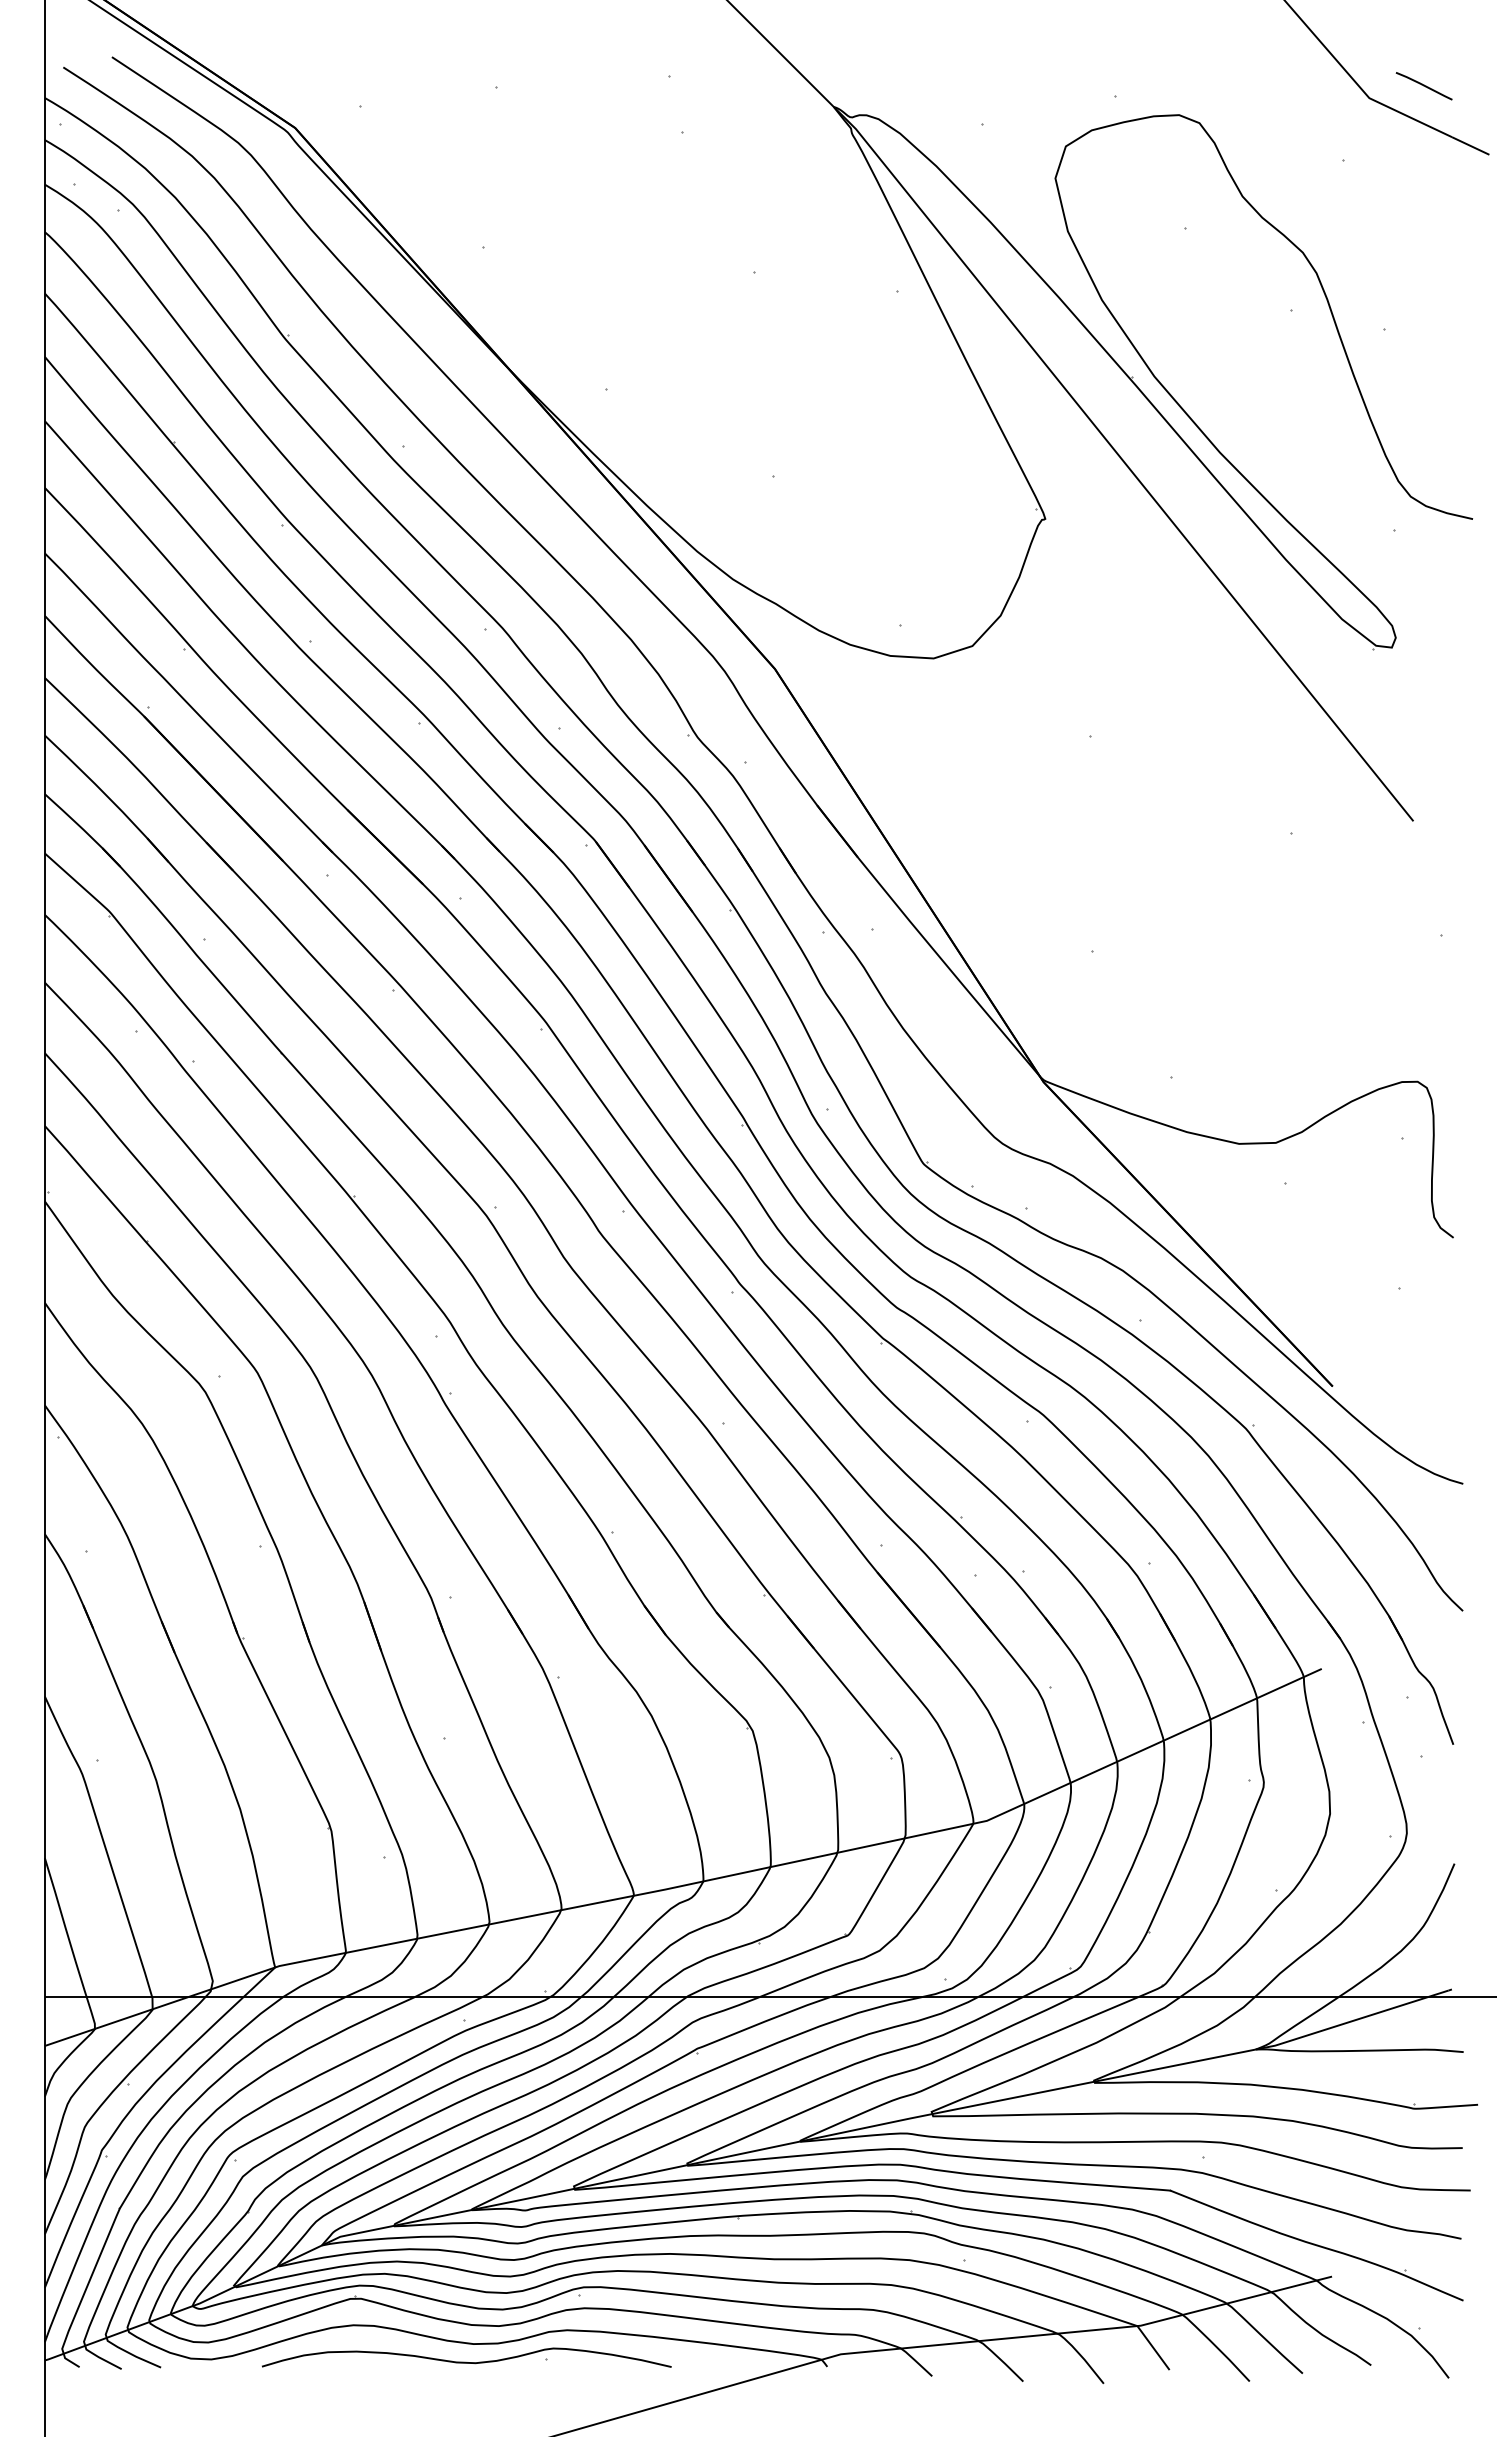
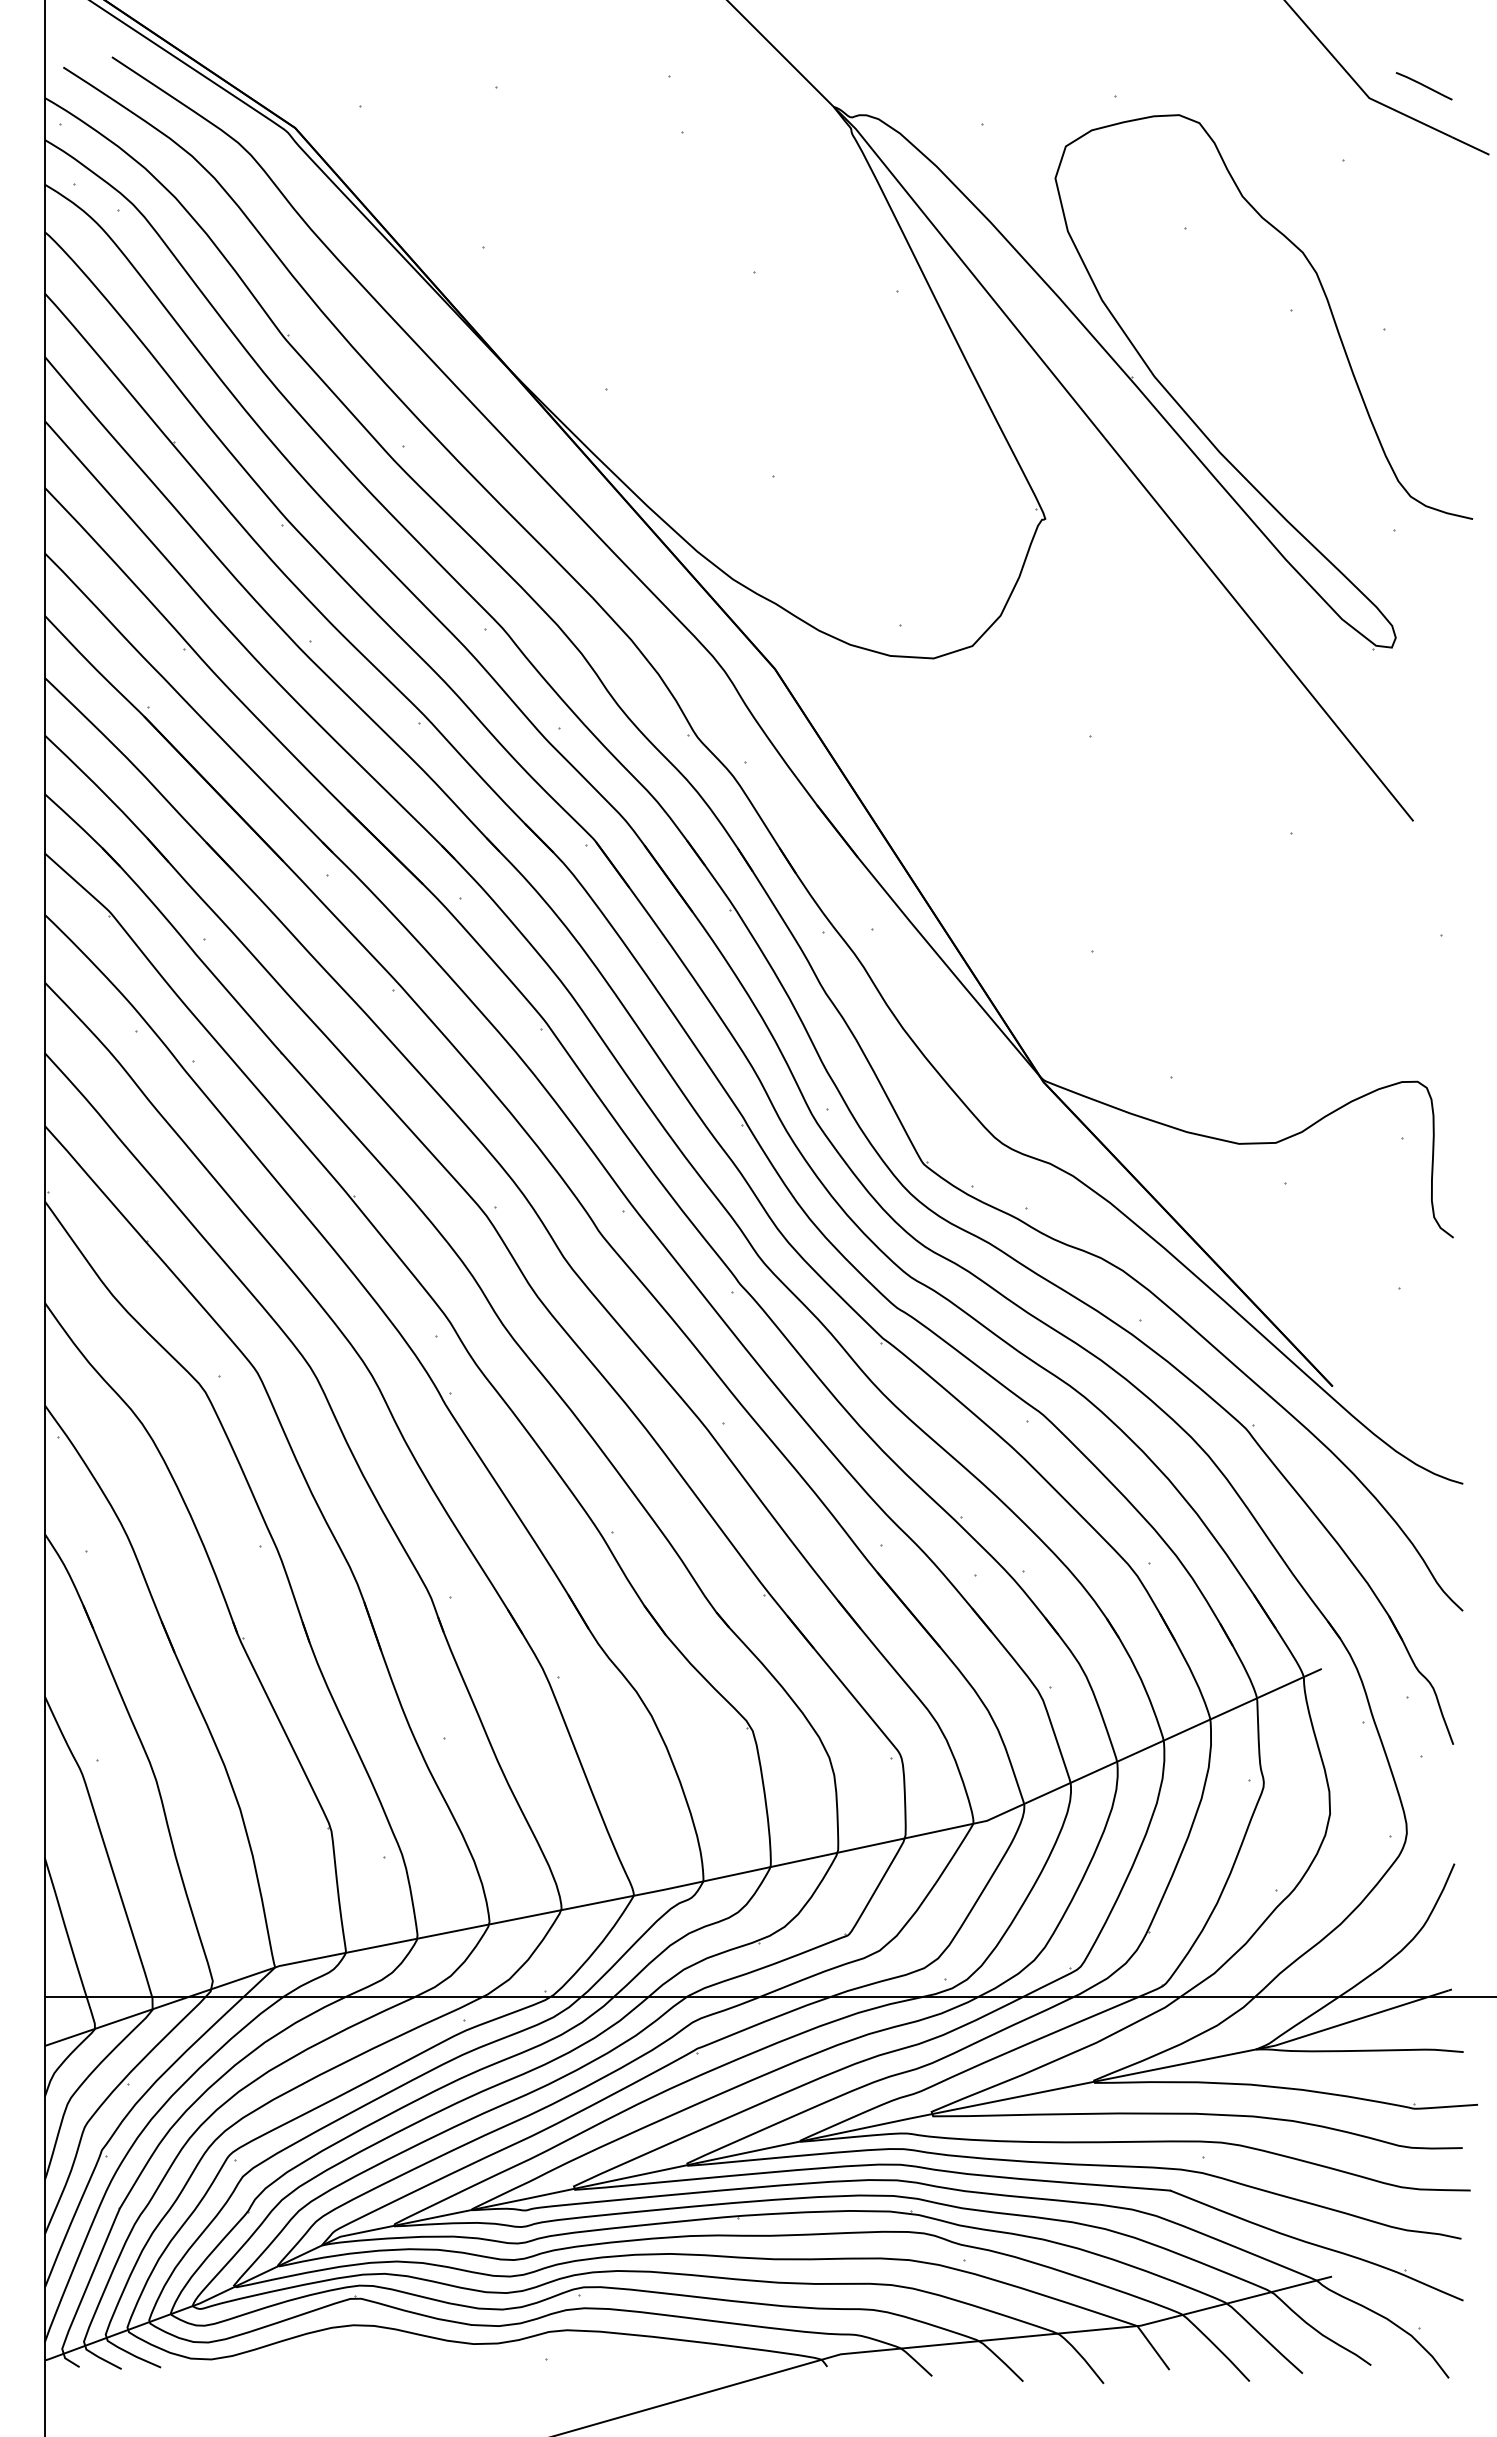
curve: present -> none (466, 2361)
